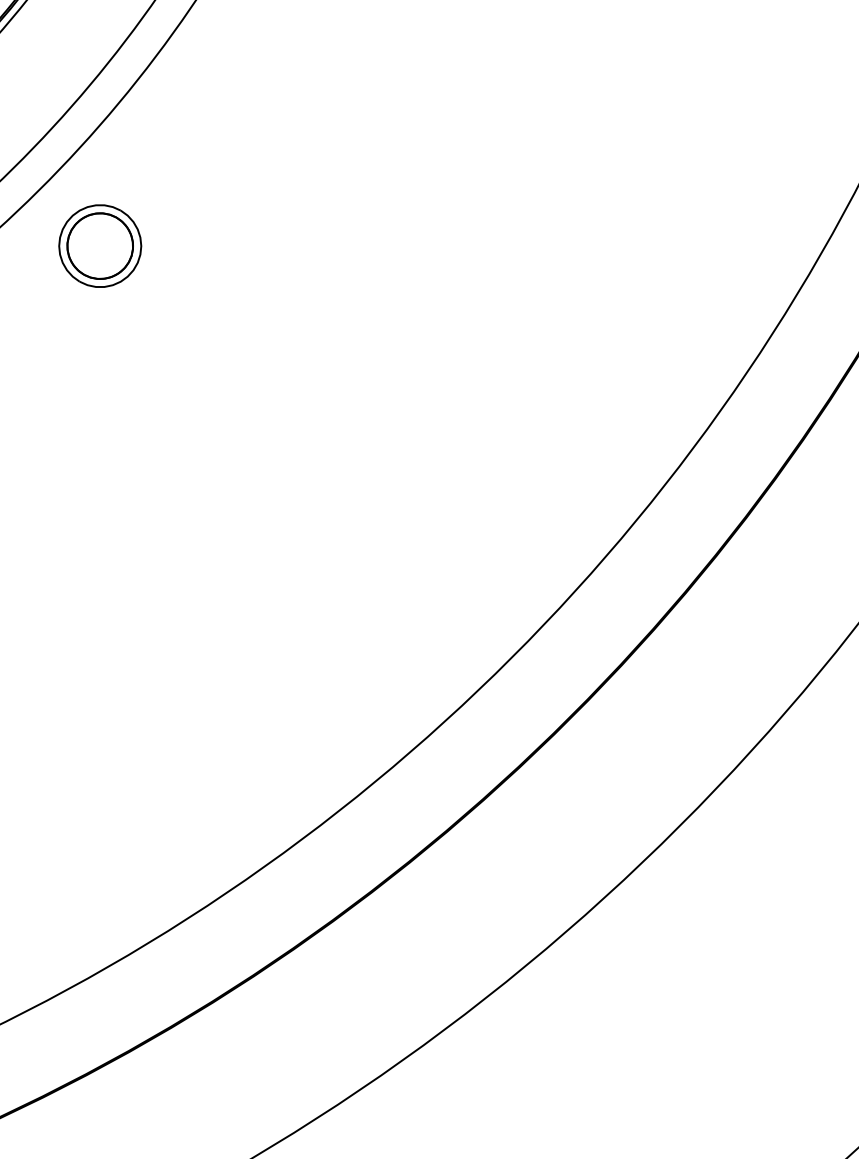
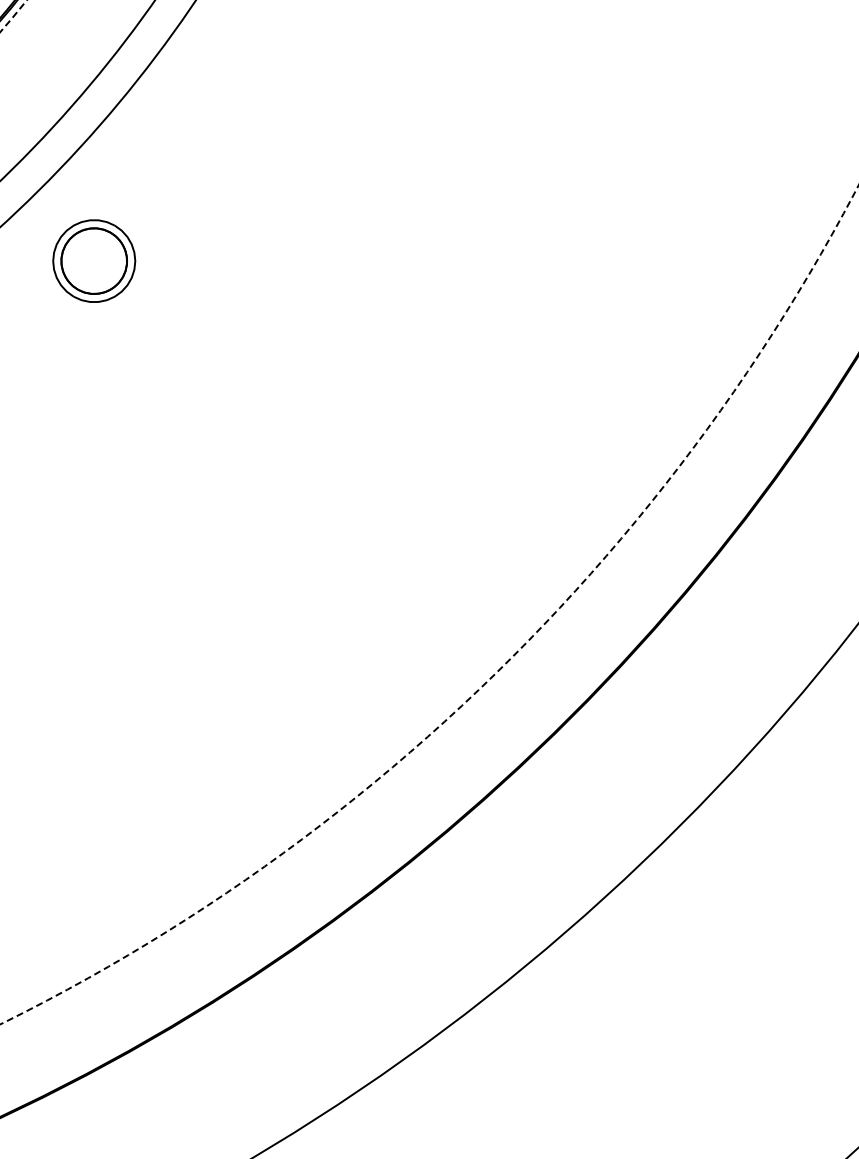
arc: solid -> dashed (13, 16)
part position: (100, 245) -> (94, 260) (94, 260)
arc: solid -> dashed (497, 672)
